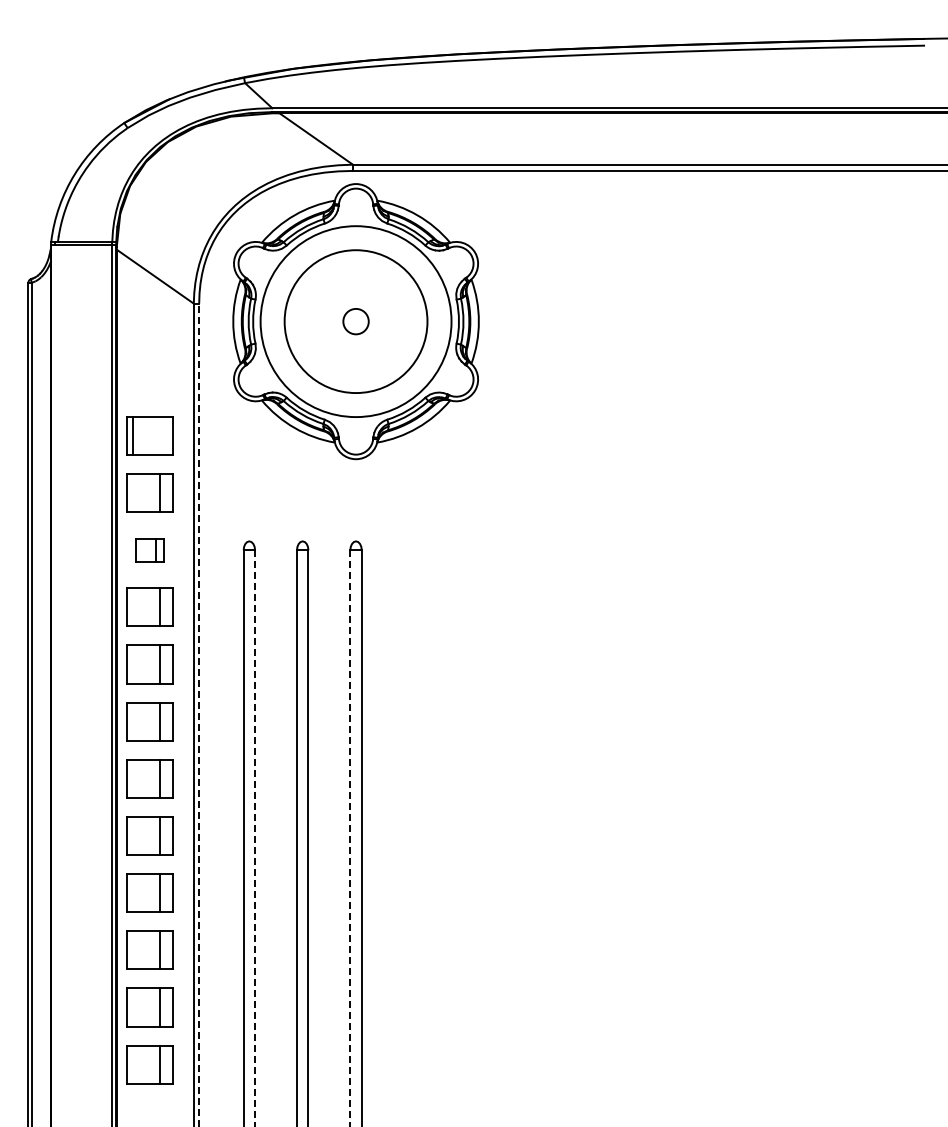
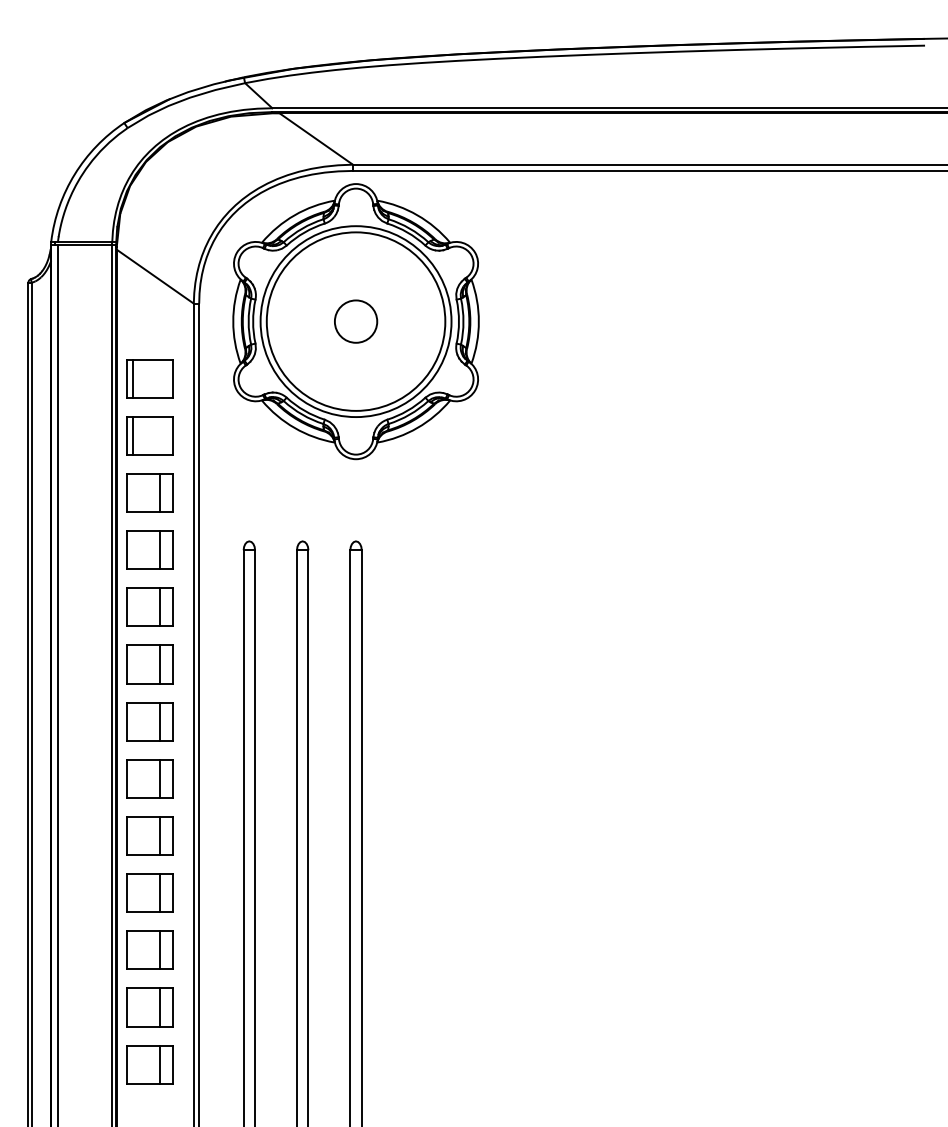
circle diameter: 143 px -> 179 px (355, 321)
circle diameter: 25 px -> 42 px (355, 321)
part: none -> present (149, 378)
part size: 30x25 px -> 48x40 px (149, 549)
line: none -> present (57, 684)
line: dashed -> solid (199, 714)
line: dashed -> solid (255, 838)
line: dashed -> solid (350, 838)
